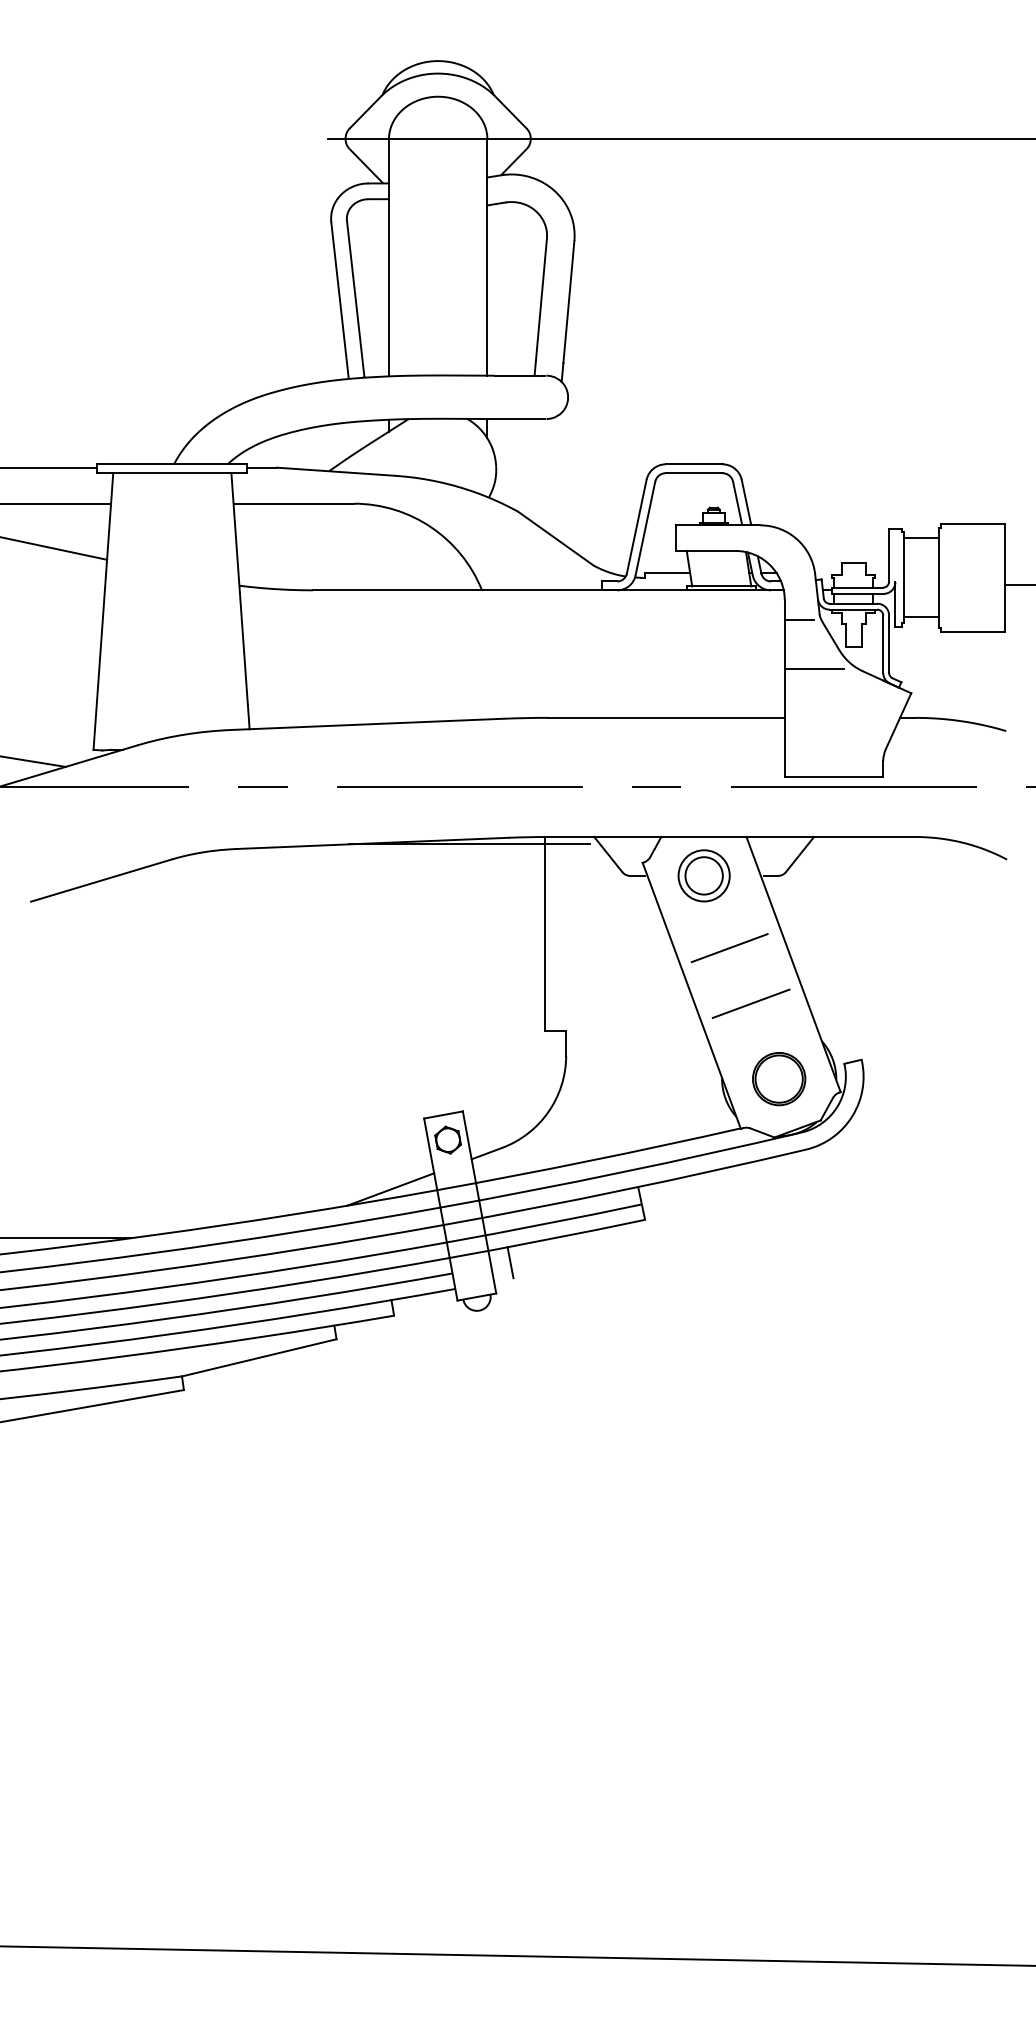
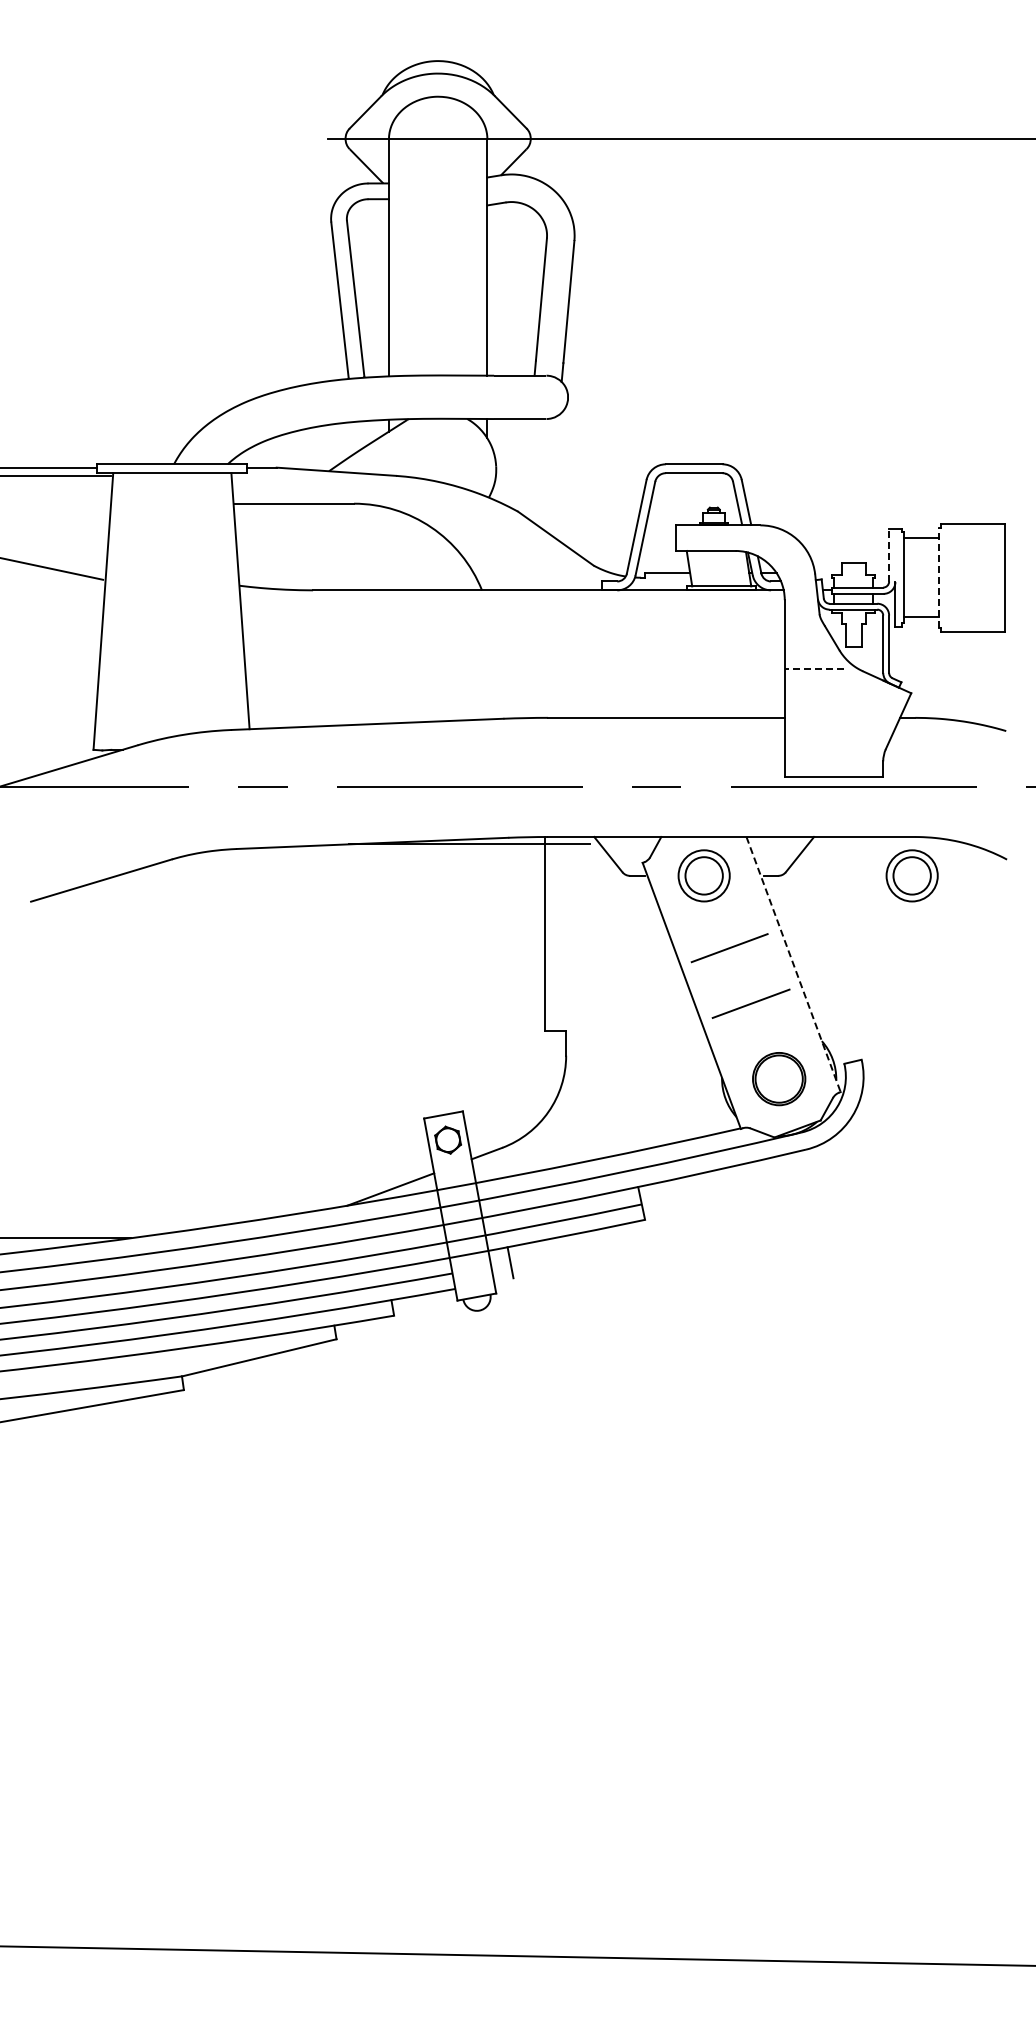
line position: (56, 503) -> (56, 475) (56, 475)
line position: (54, 548) -> (52, 568) (52, 568)
line: solid -> dashed (889, 555)
line: solid -> dashed (939, 577)
line: present -> none (1018, 584)
line: present -> none (799, 619)
line: solid -> dashed (814, 669)
line: present -> none (33, 761)
part: none -> present (911, 875)
line: solid -> dashed (793, 964)
